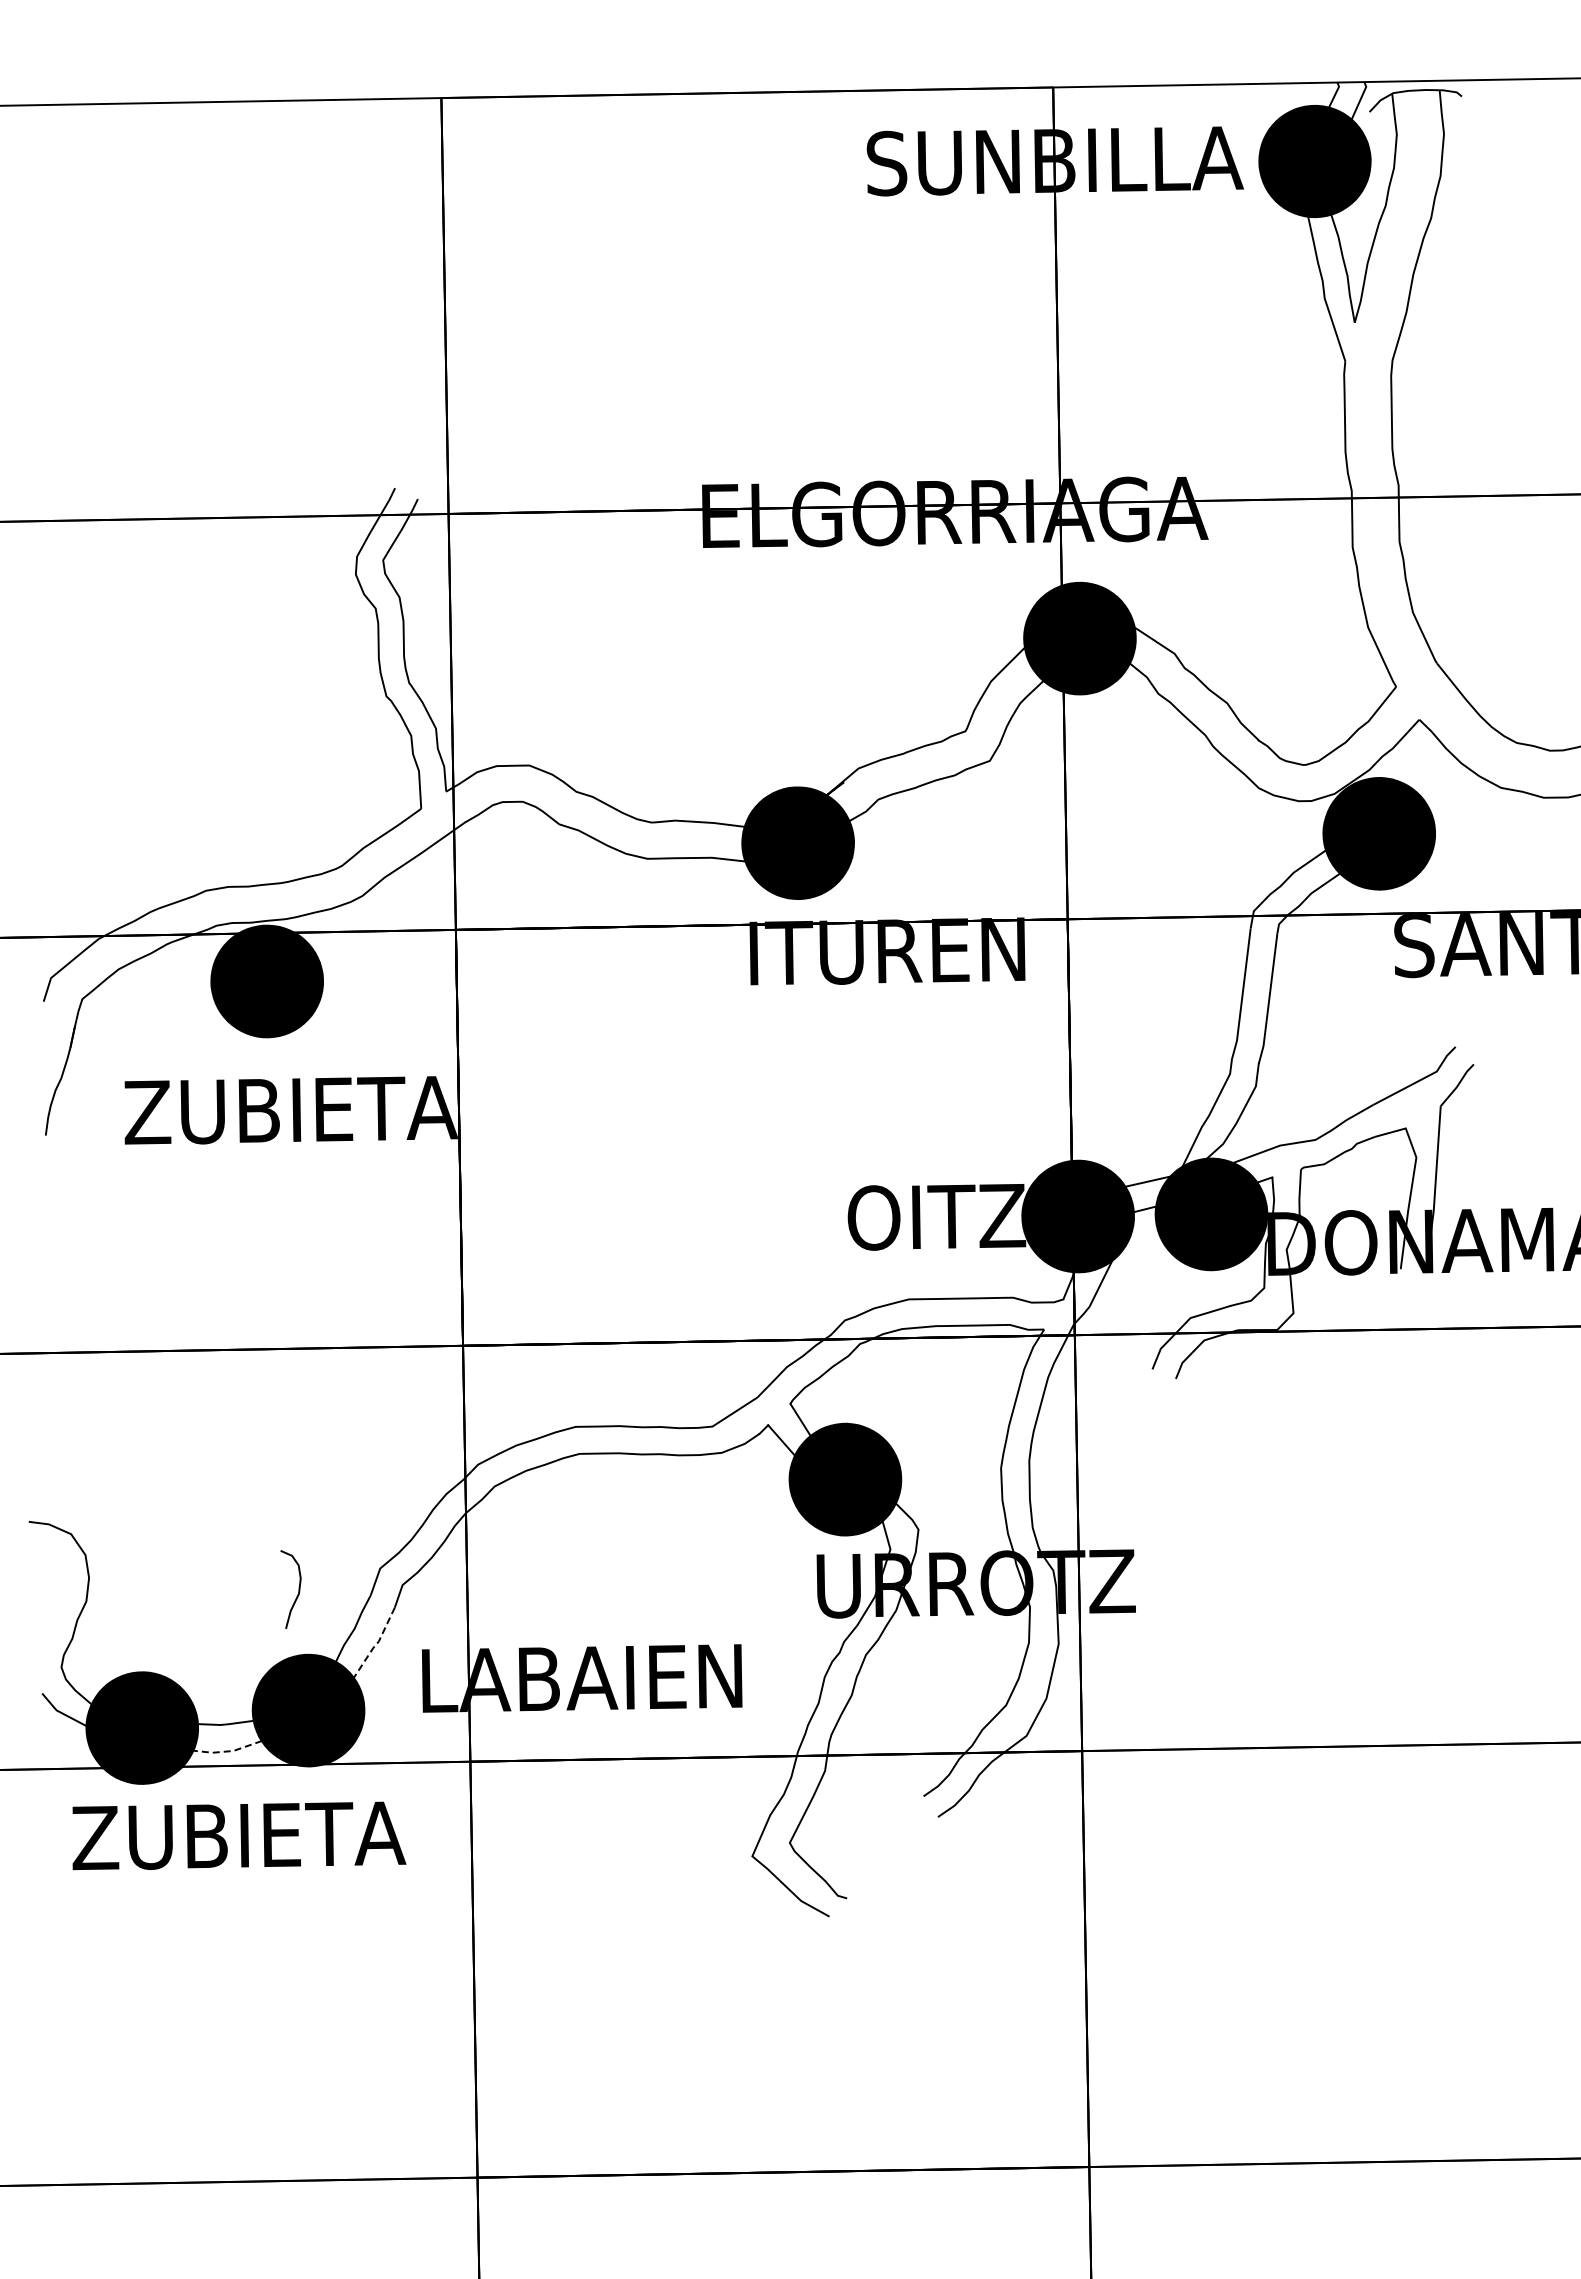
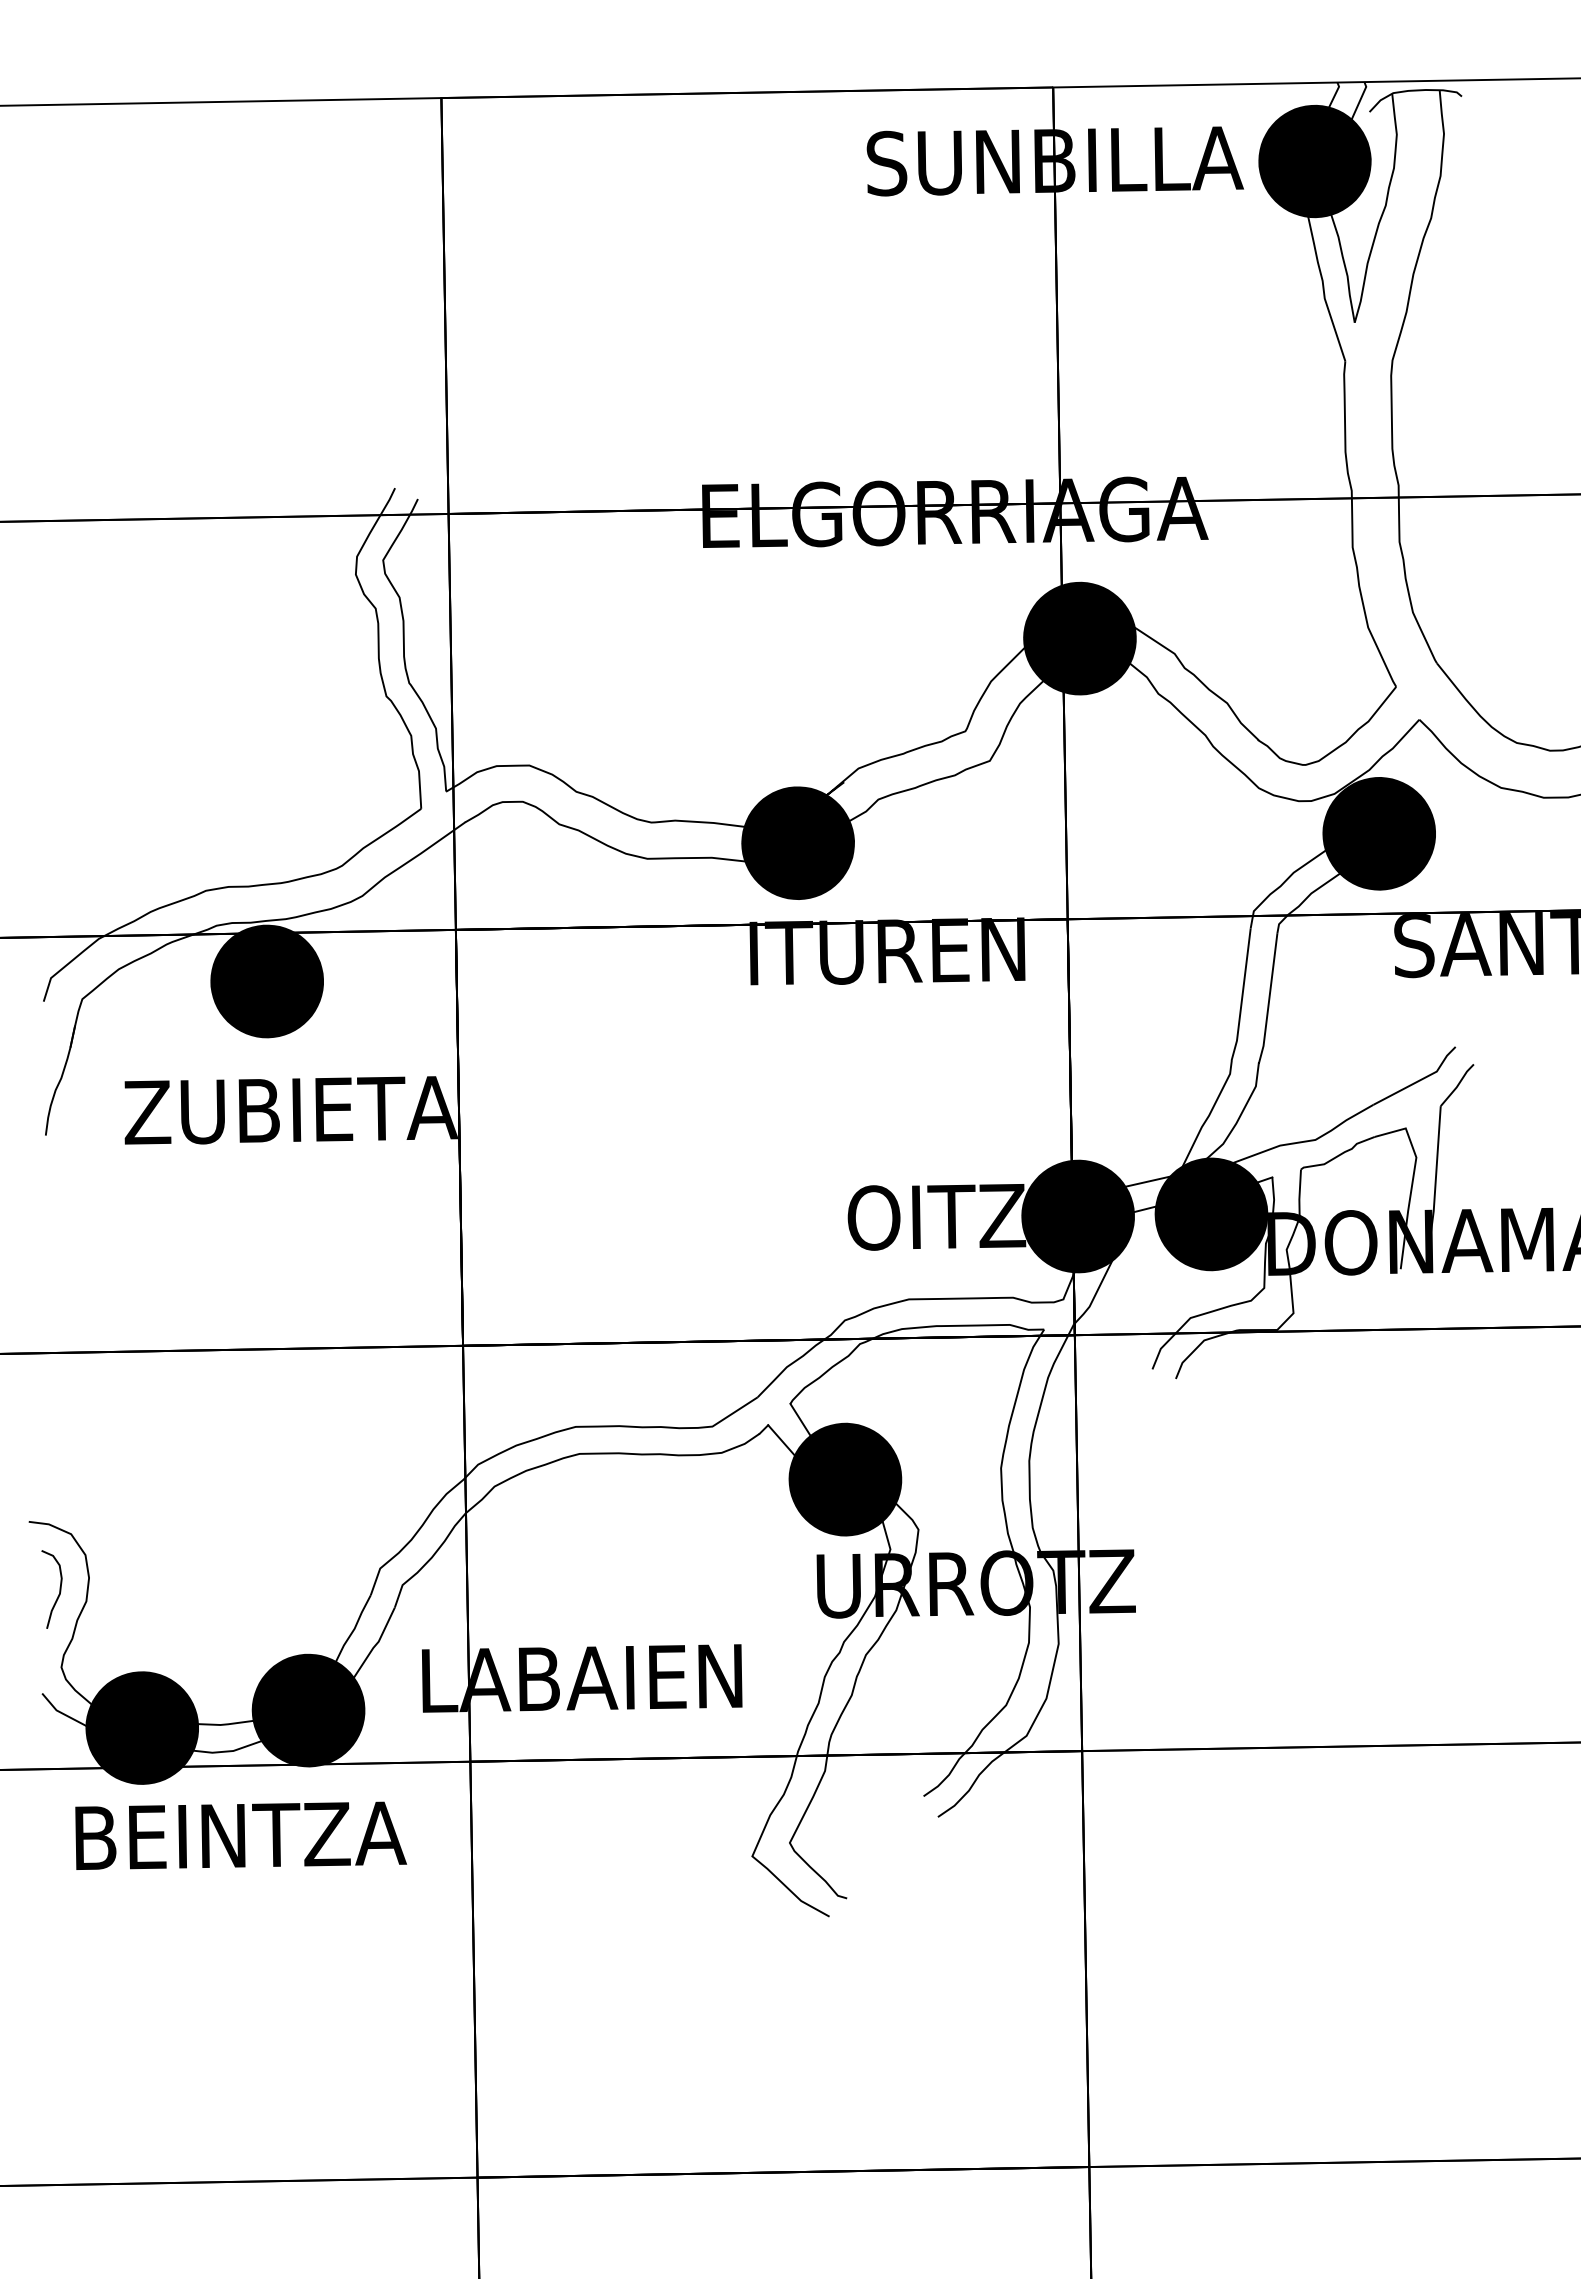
curve position: (298, 1589) -> (59, 1589) (59, 1589)
line: dashed -> solid (376, 1644)
line: dashed -> solid (227, 1751)
text: ZUBIETA -> BEINTZA (239, 1835)
